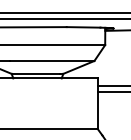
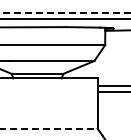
line: solid -> dashed (65, 13)
line: solid -> dashed (48, 128)
